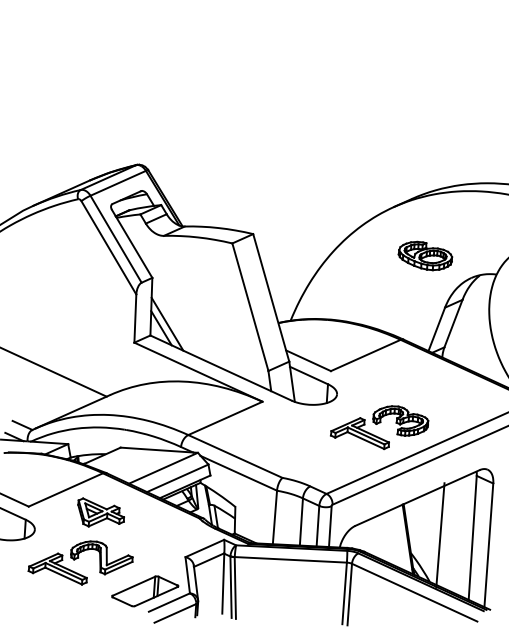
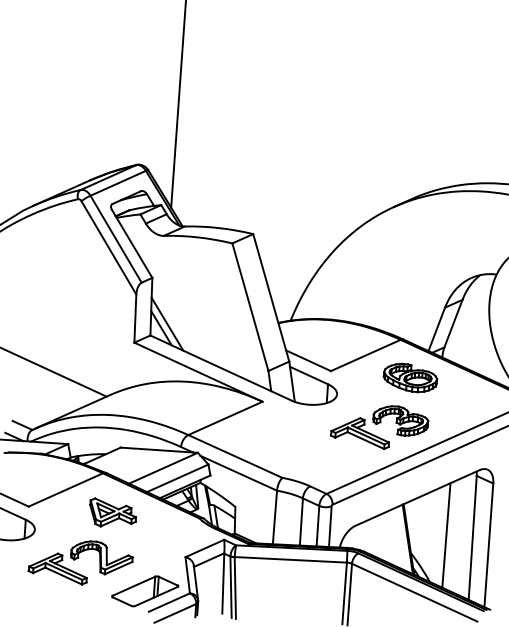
line: none -> present (178, 104)
part position: (425, 255) -> (410, 377) (410, 377)
part position: (100, 512) -> (112, 512) (112, 512)
line position: (440, 535) -> (446, 535) (446, 535)
